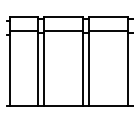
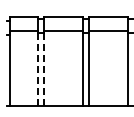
line: solid -> dashed (37, 69)
line: solid -> dashed (43, 69)
